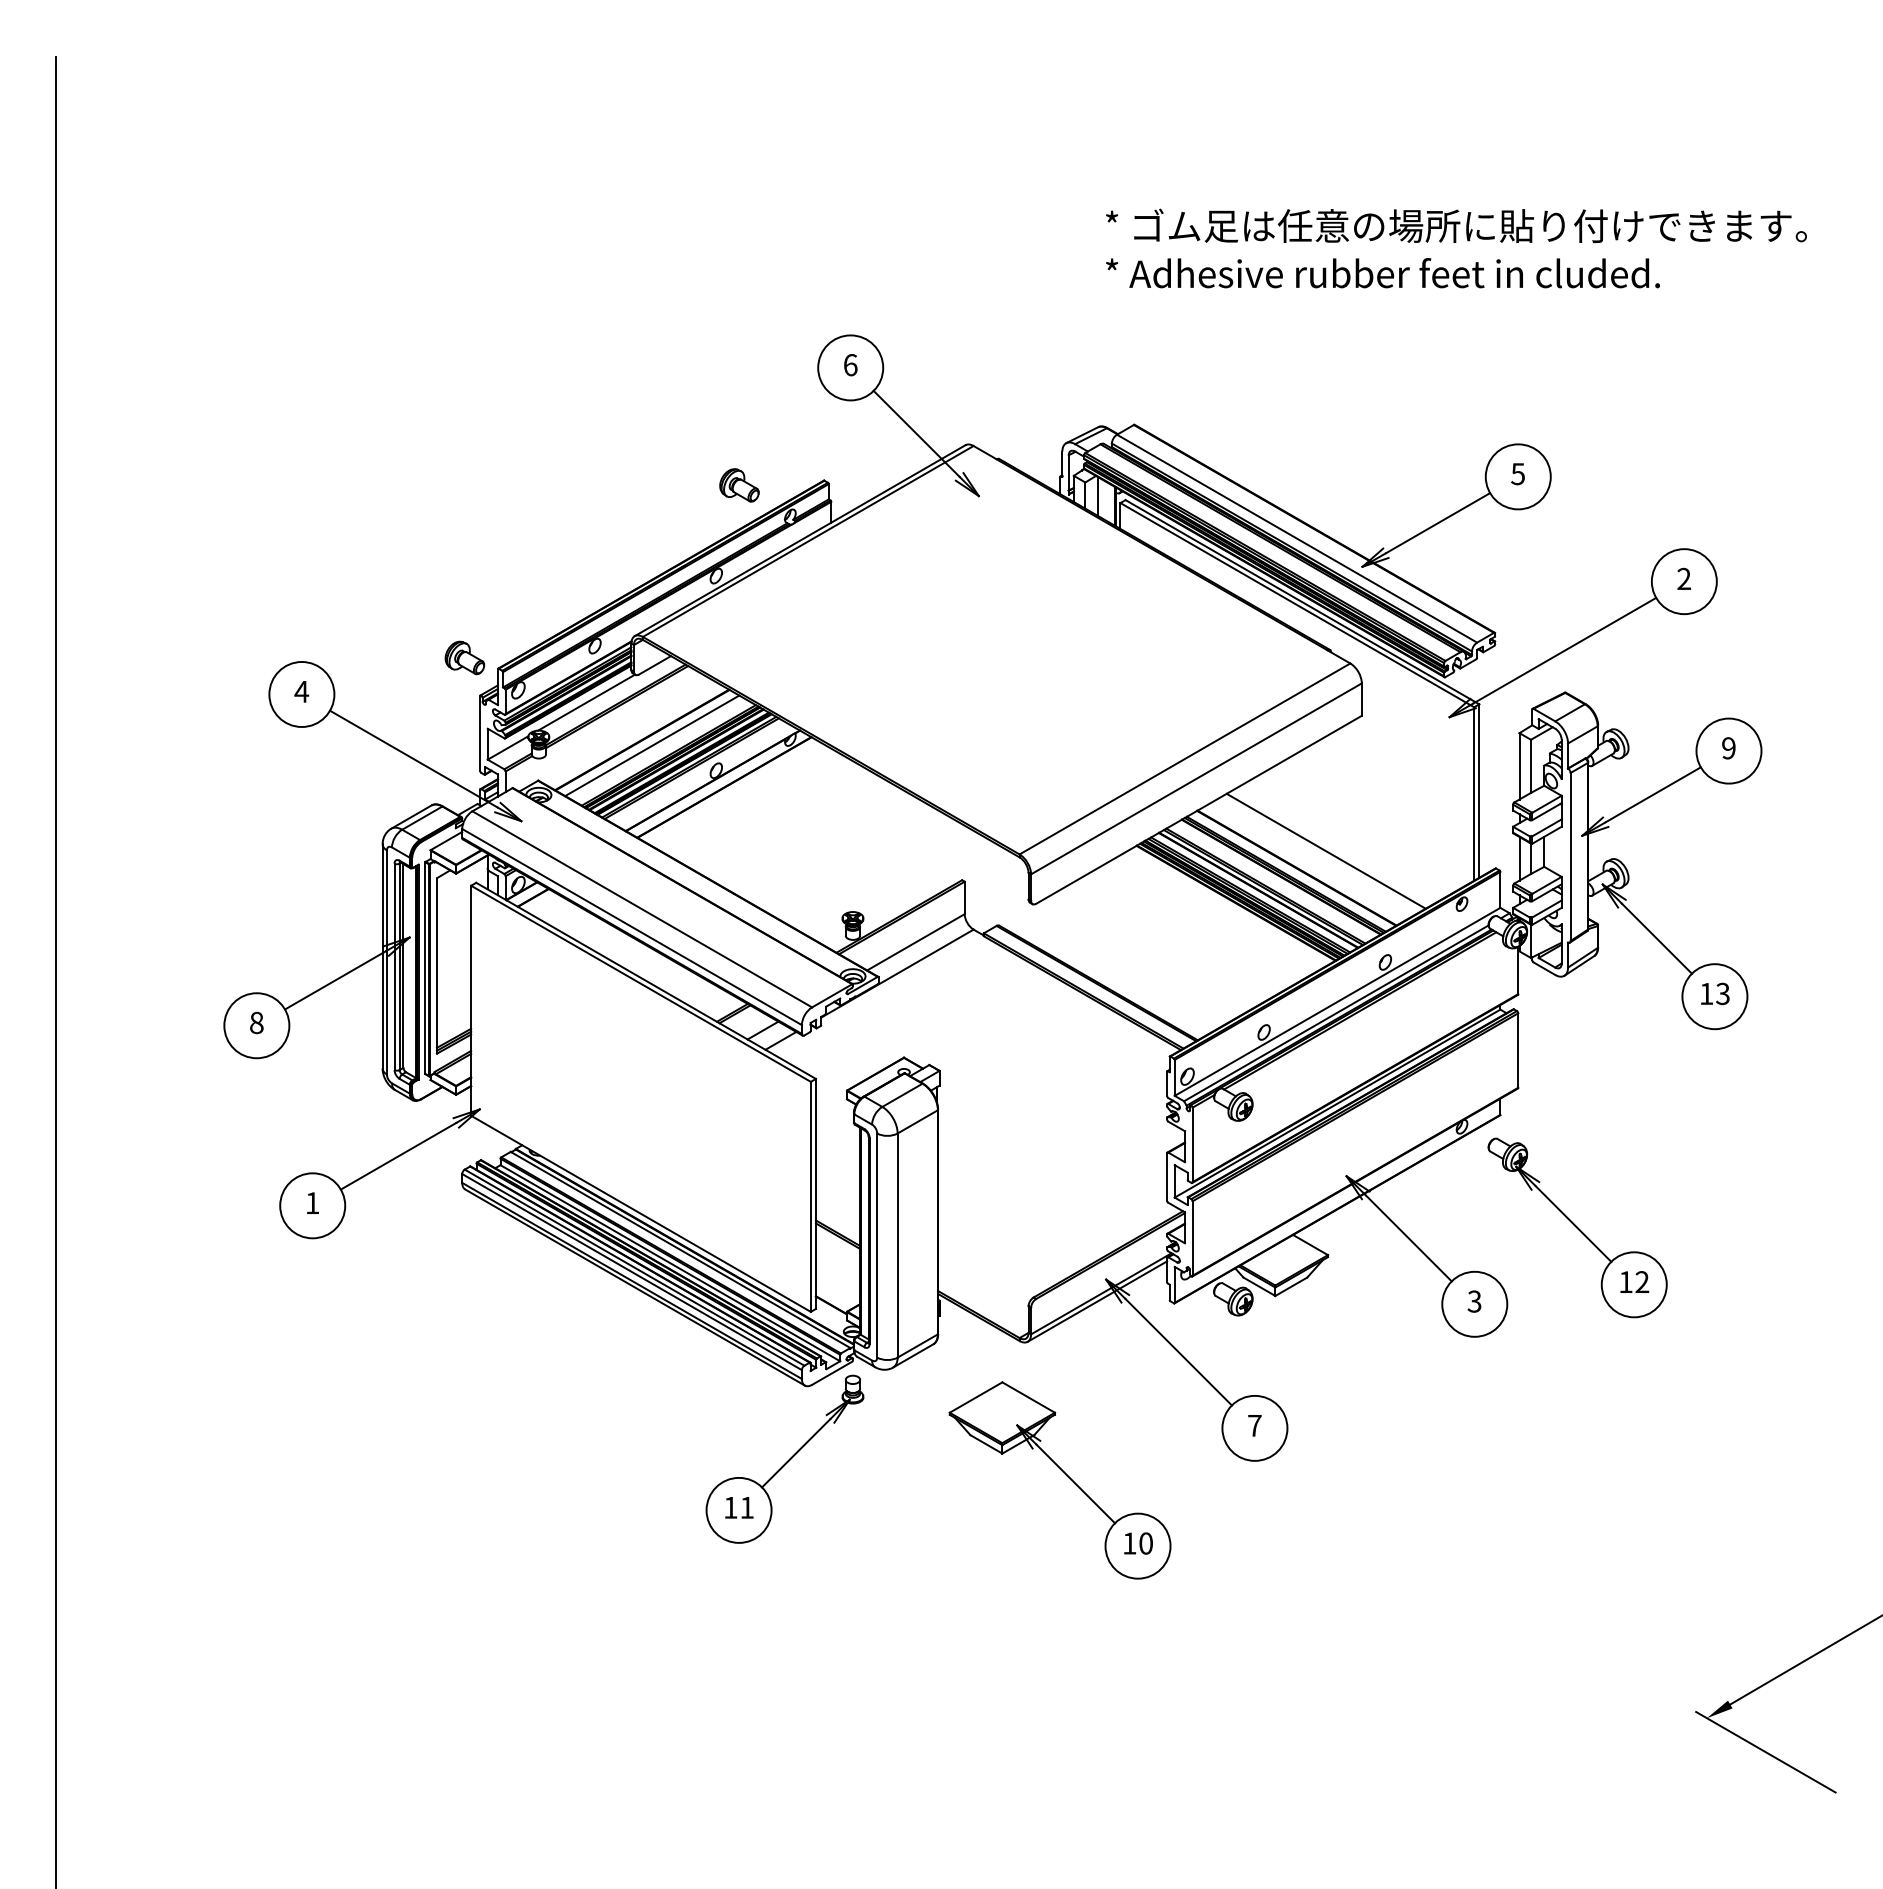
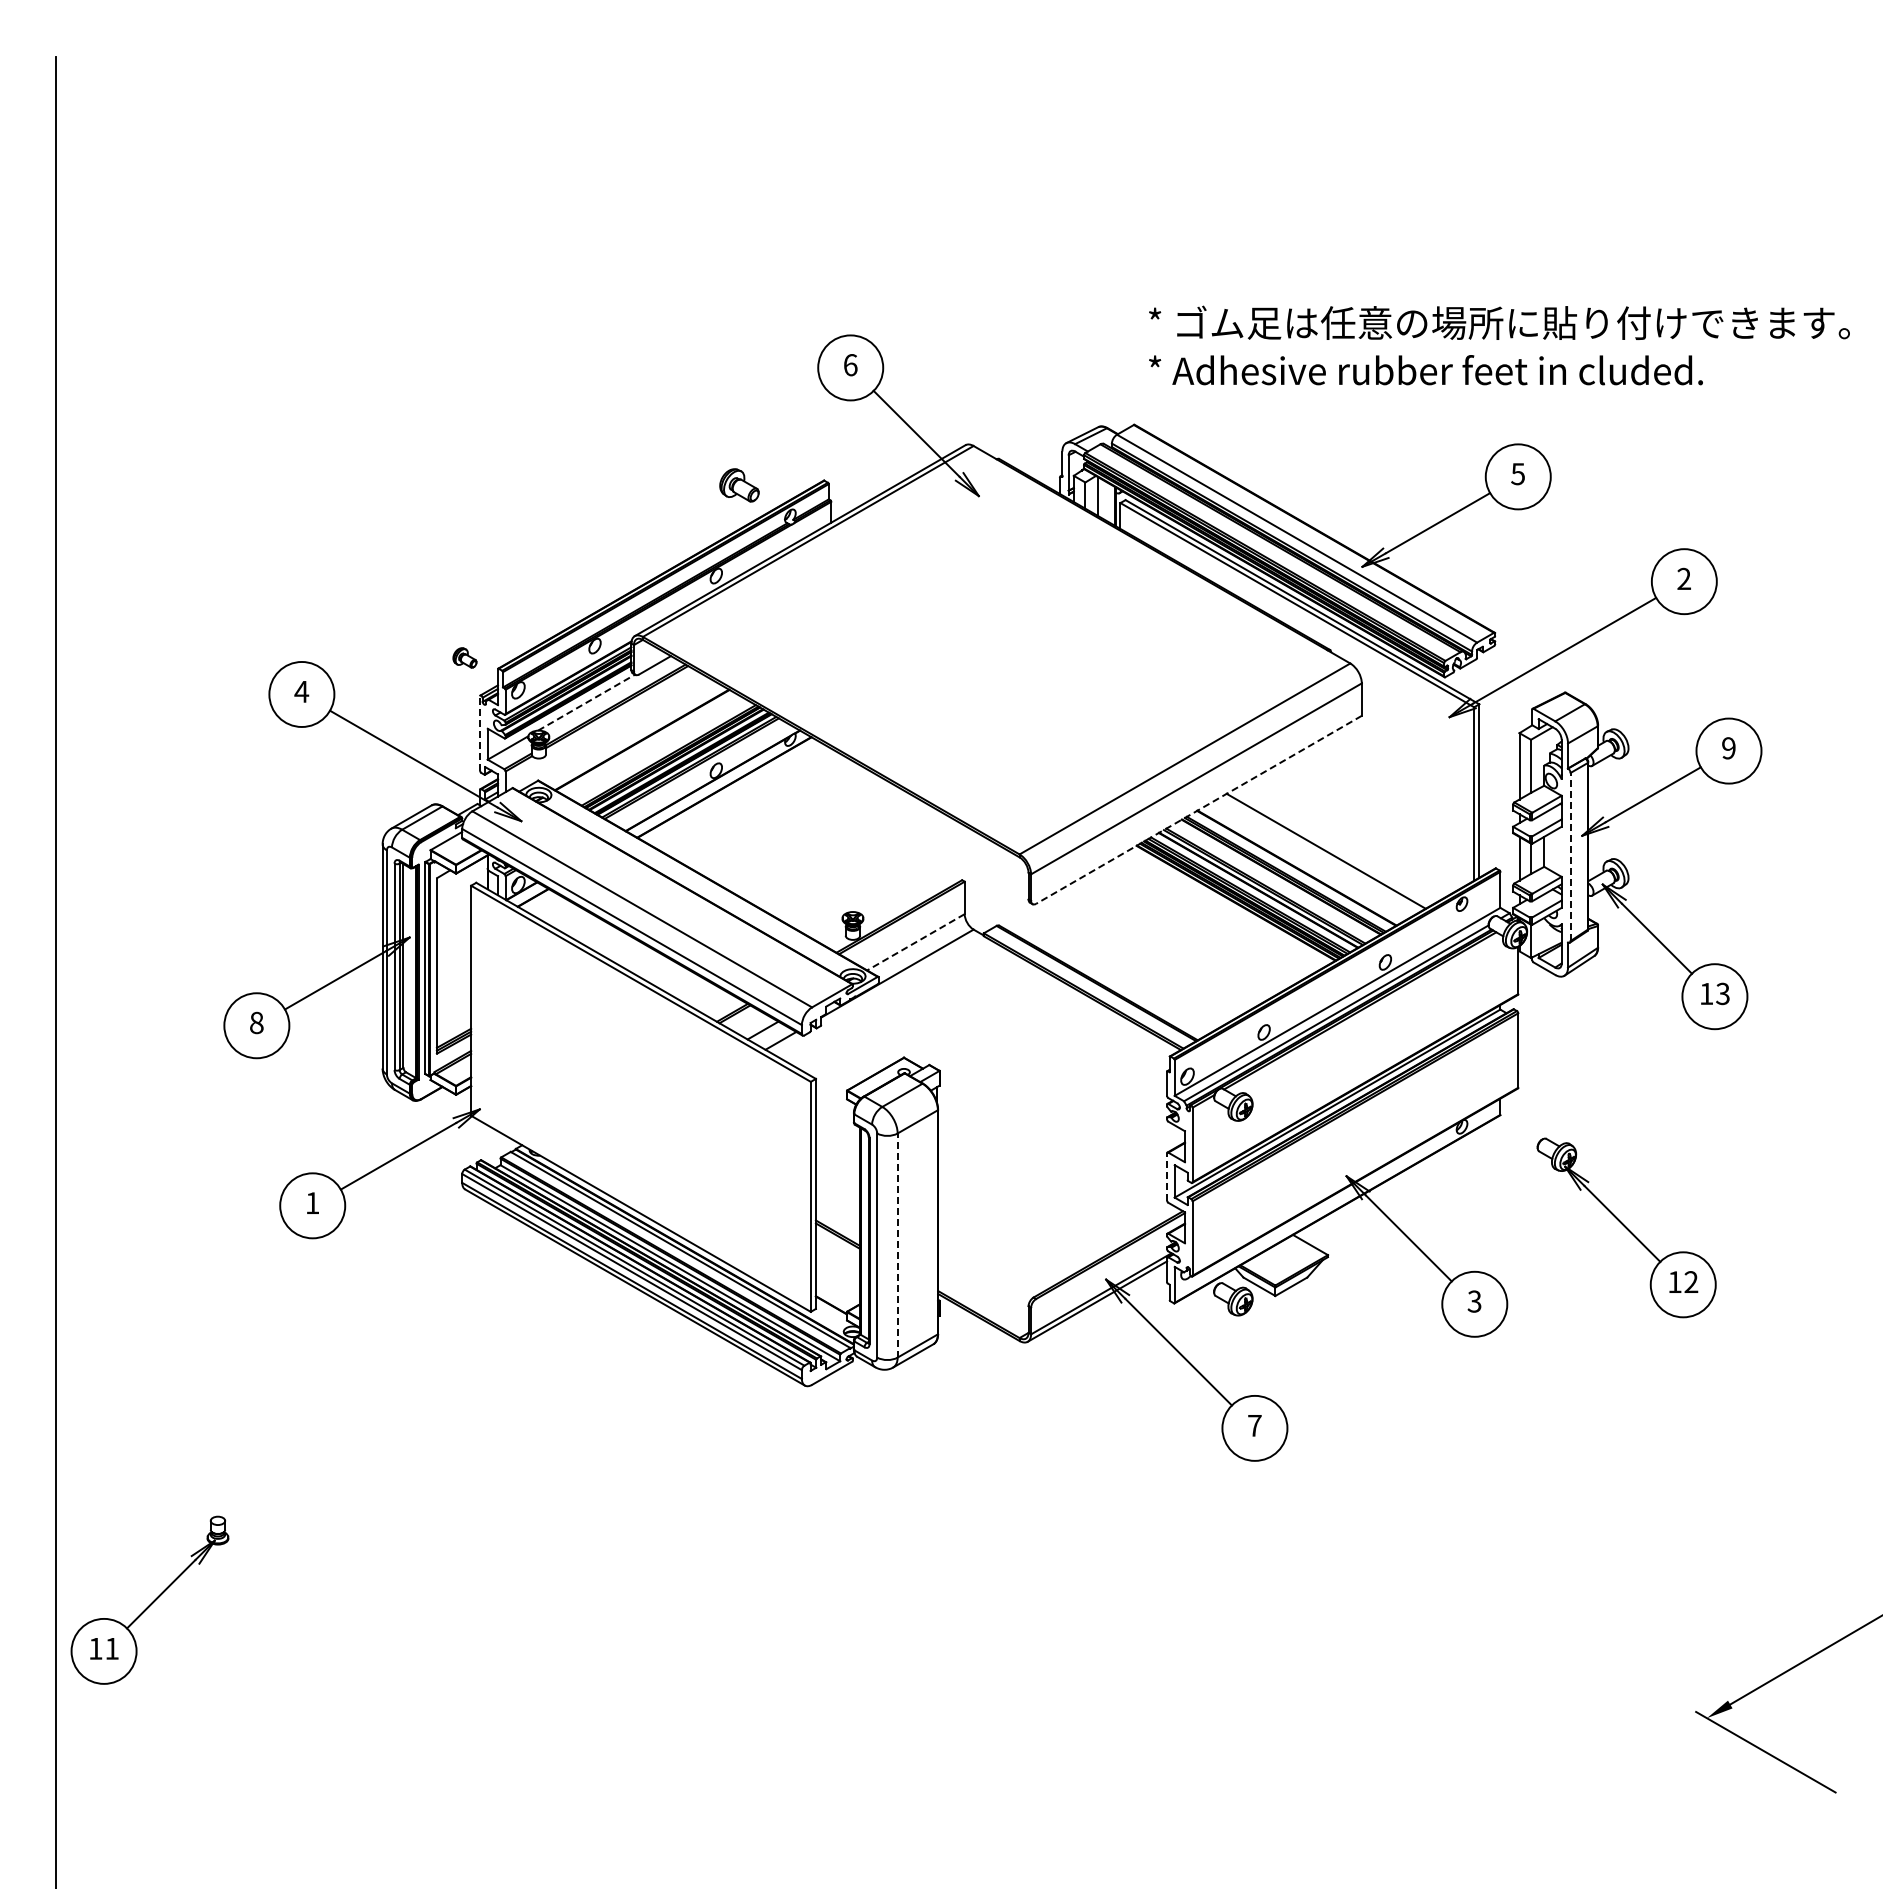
text position: (1456, 248) -> (1499, 345) (1499, 345)
part size: 42x36 px -> 26x22 px (464, 657)
line: solid -> dashed (586, 702)
line: solid -> dashed (480, 733)
line: present -> none (652, 745)
line: solid -> dashed (1199, 809)
line: solid -> dashed (1570, 856)
line: solid -> dashed (915, 942)
line: solid -> dashed (1167, 1176)
part position: (1577, 1227) -> (1626, 1227) (1626, 1227)
line: solid -> dashed (897, 1245)
part position: (784, 1458) -> (149, 1599) (149, 1599)
part: present -> none (1064, 1474)
